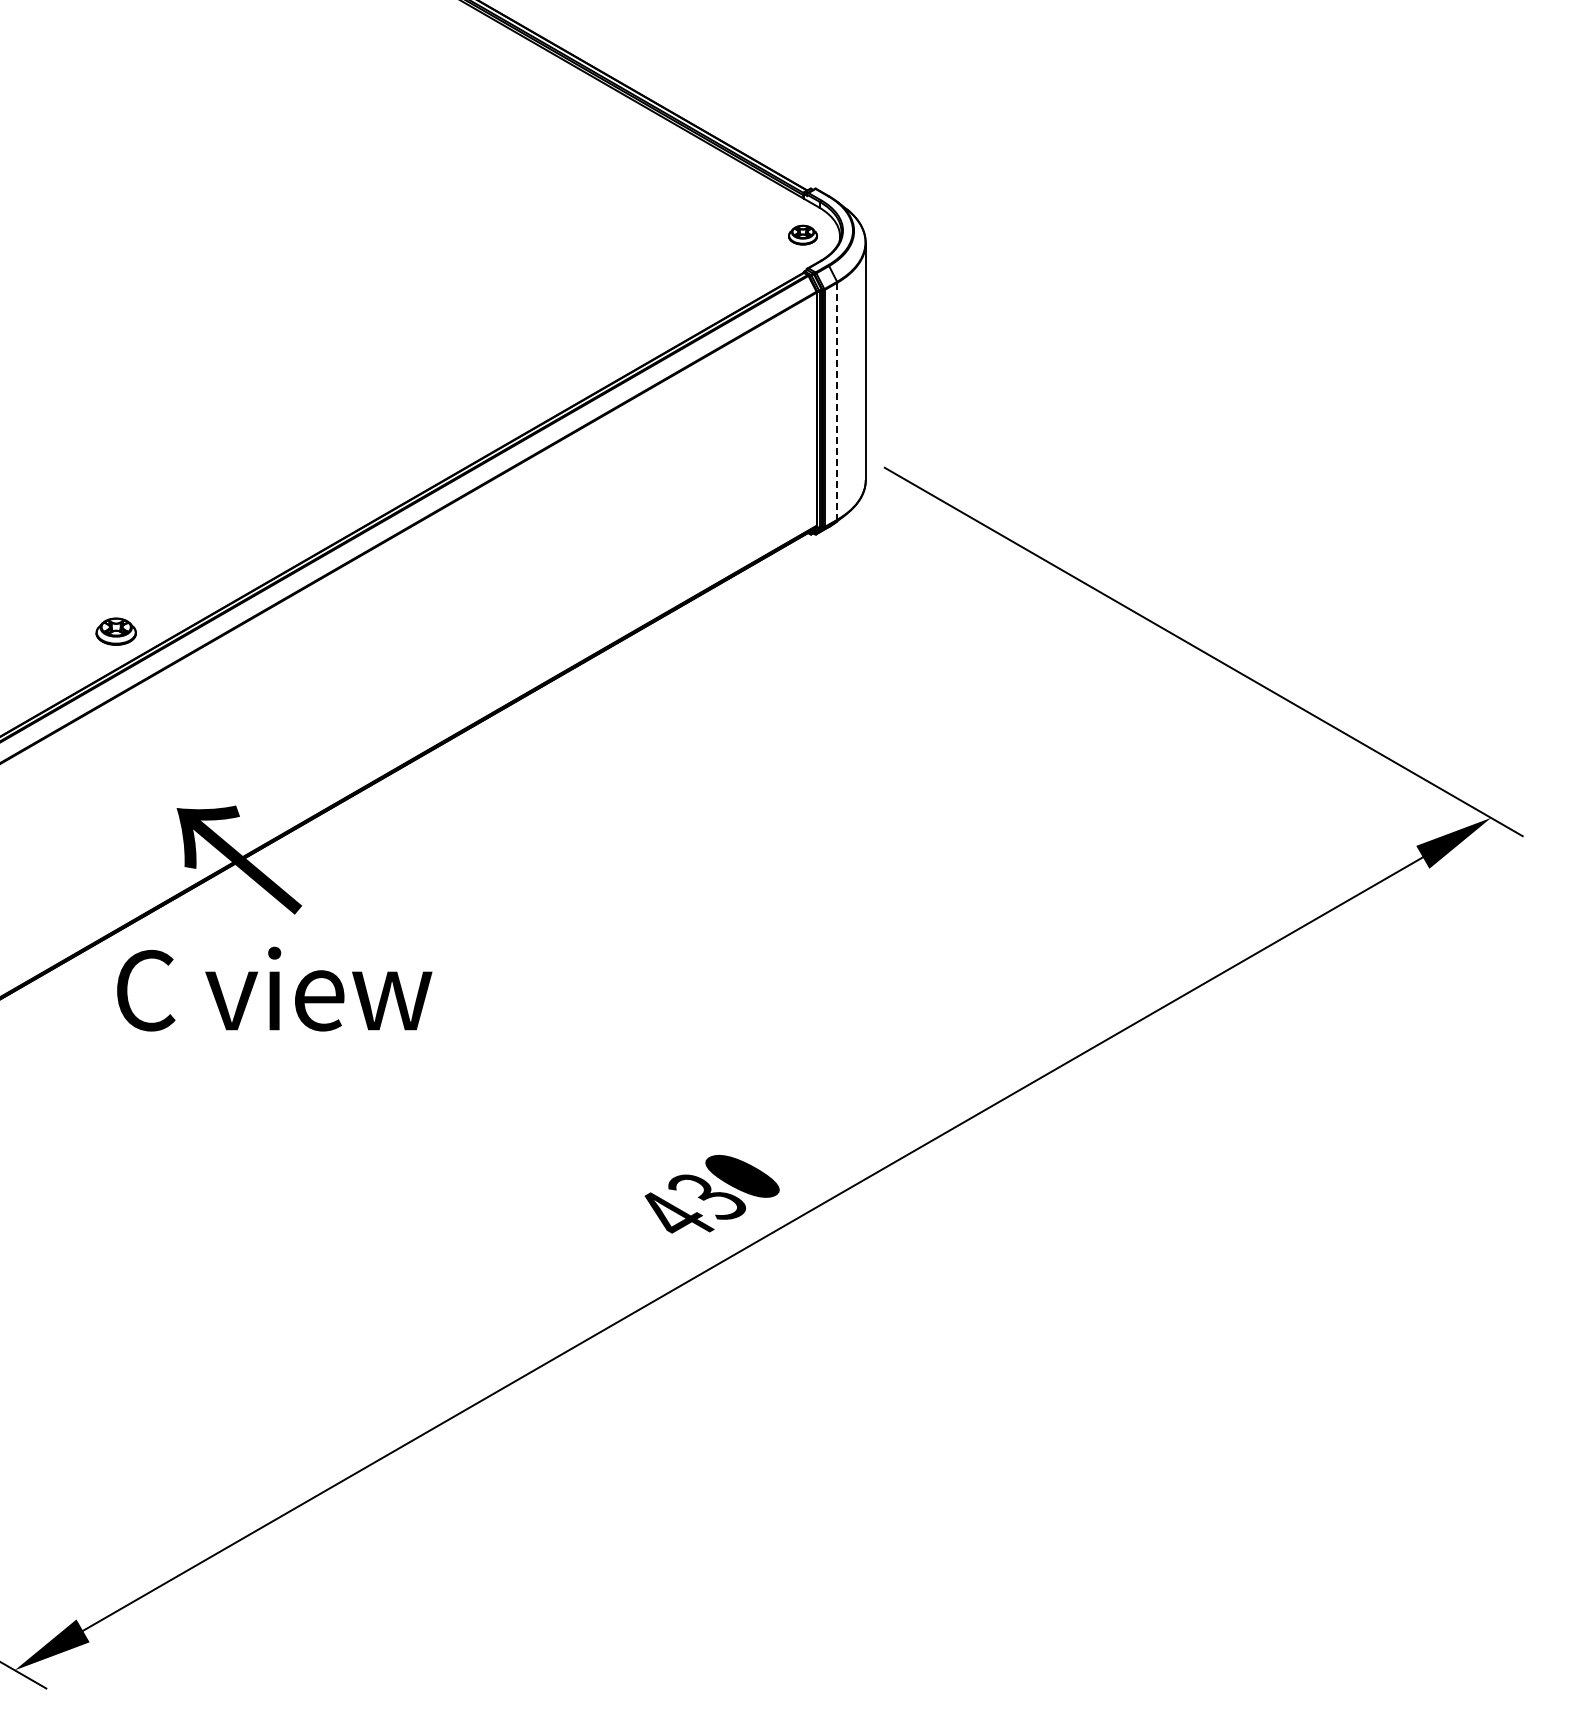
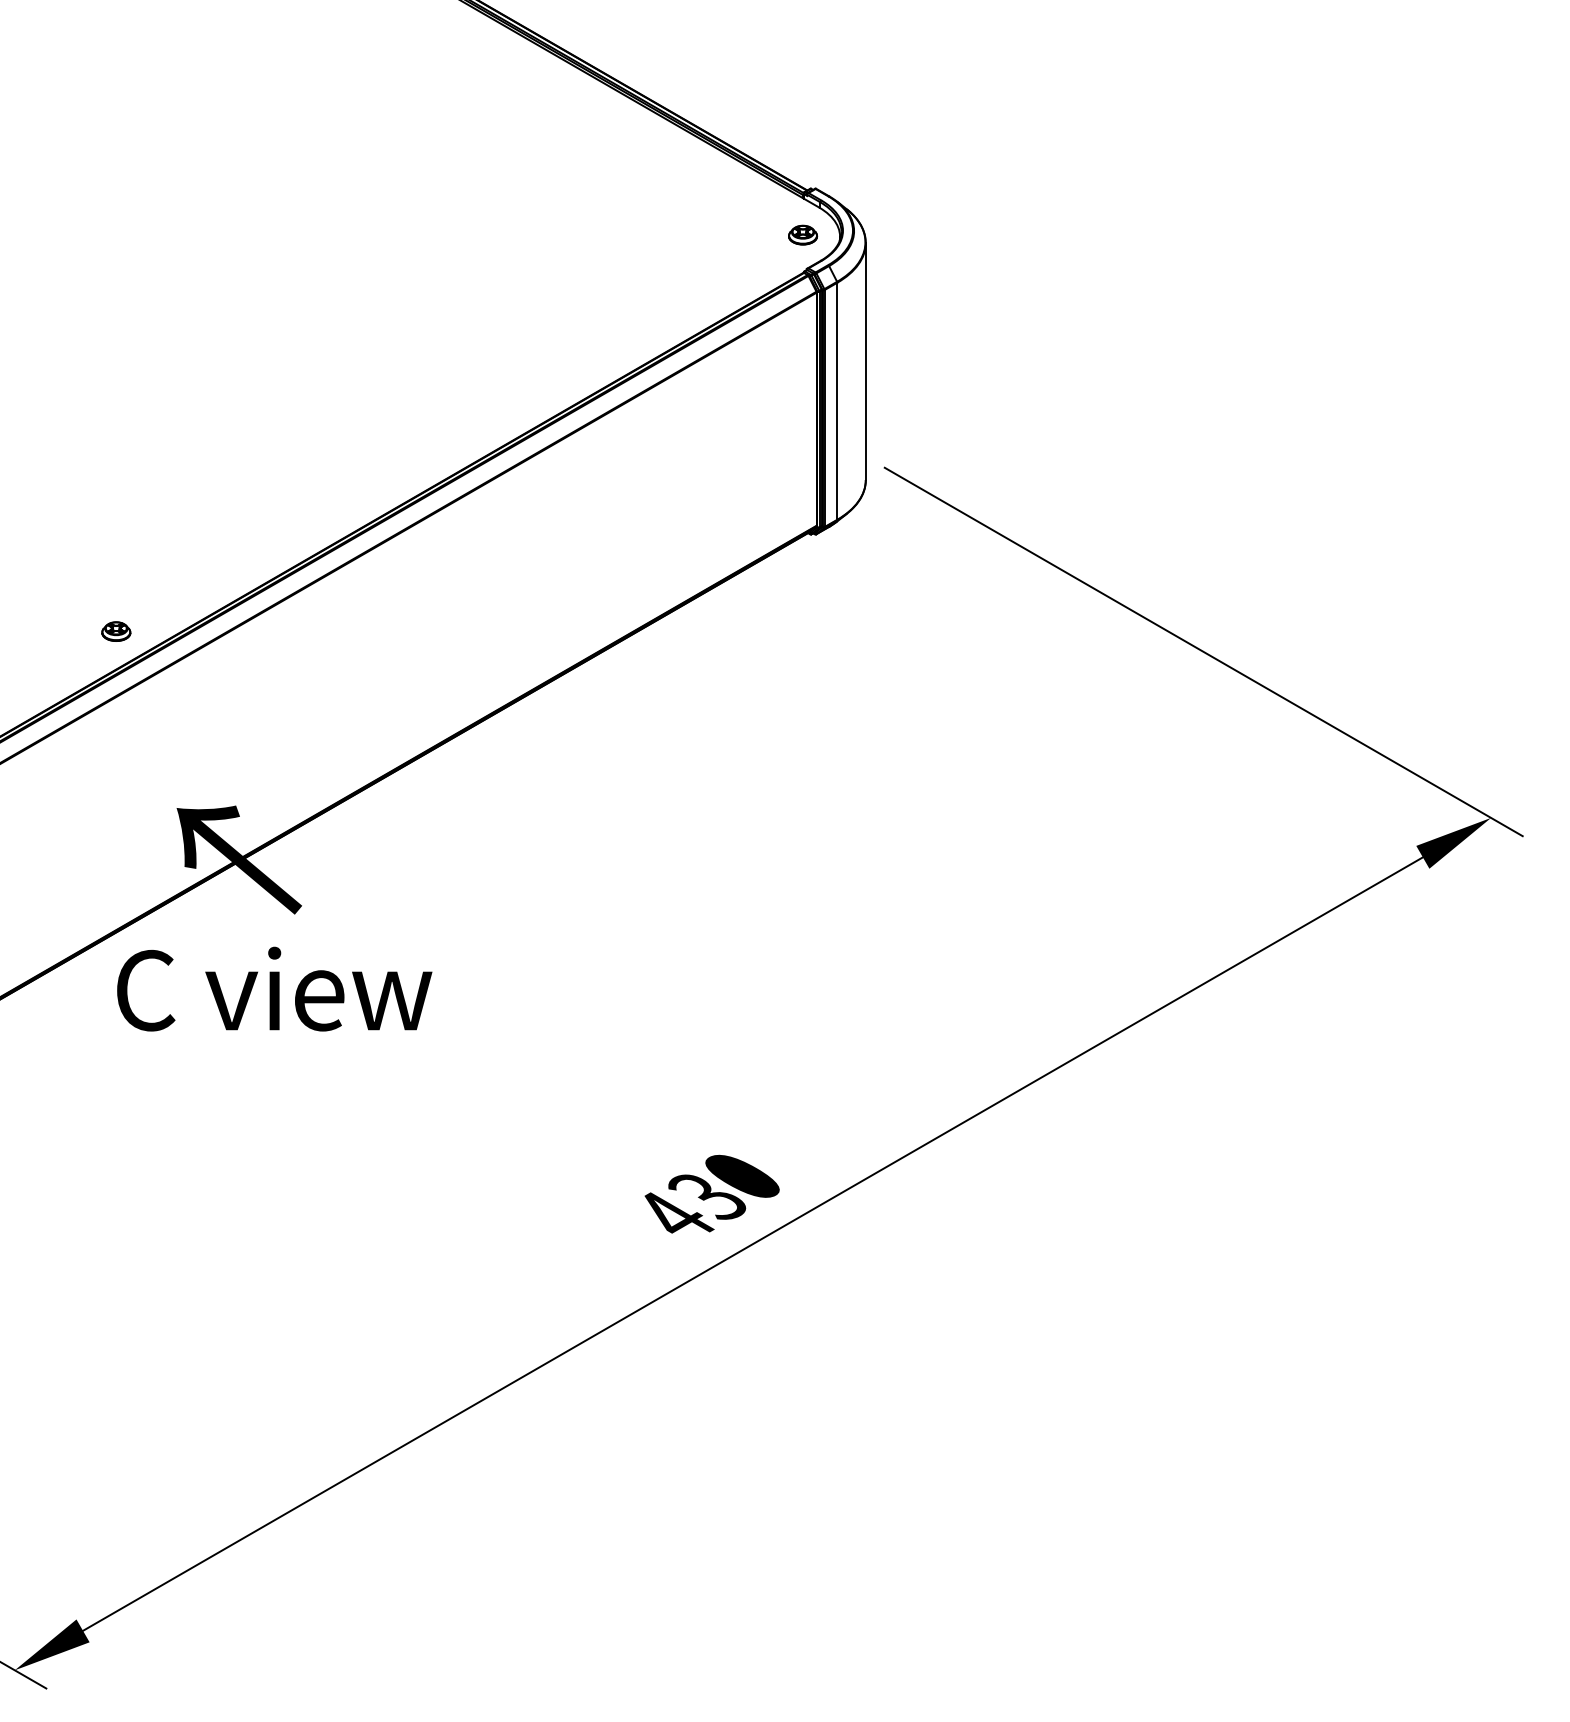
line: dashed -> solid (837, 401)
part size: 42x29 px -> 31x21 px (116, 631)
